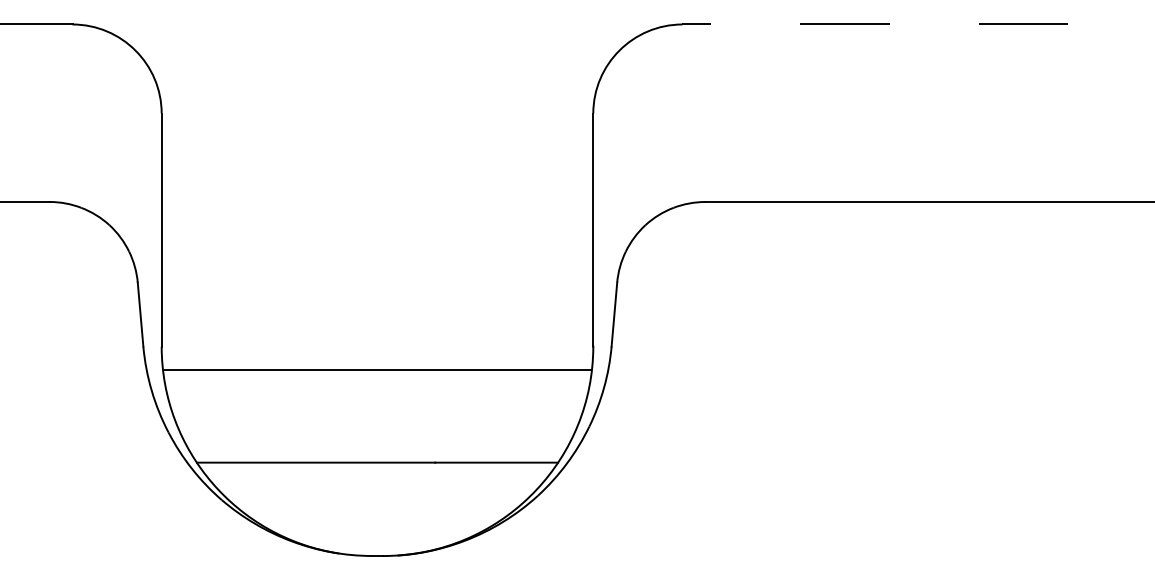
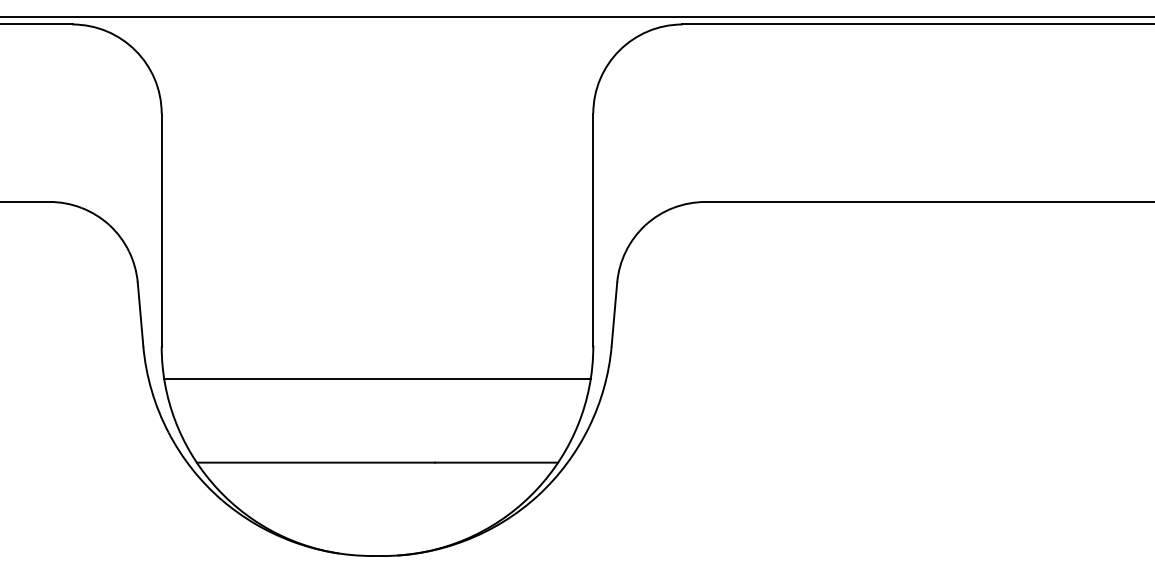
line: none -> present (576, 16)
line: dashed -> solid (918, 24)
line position: (377, 369) -> (377, 378) (377, 378)
